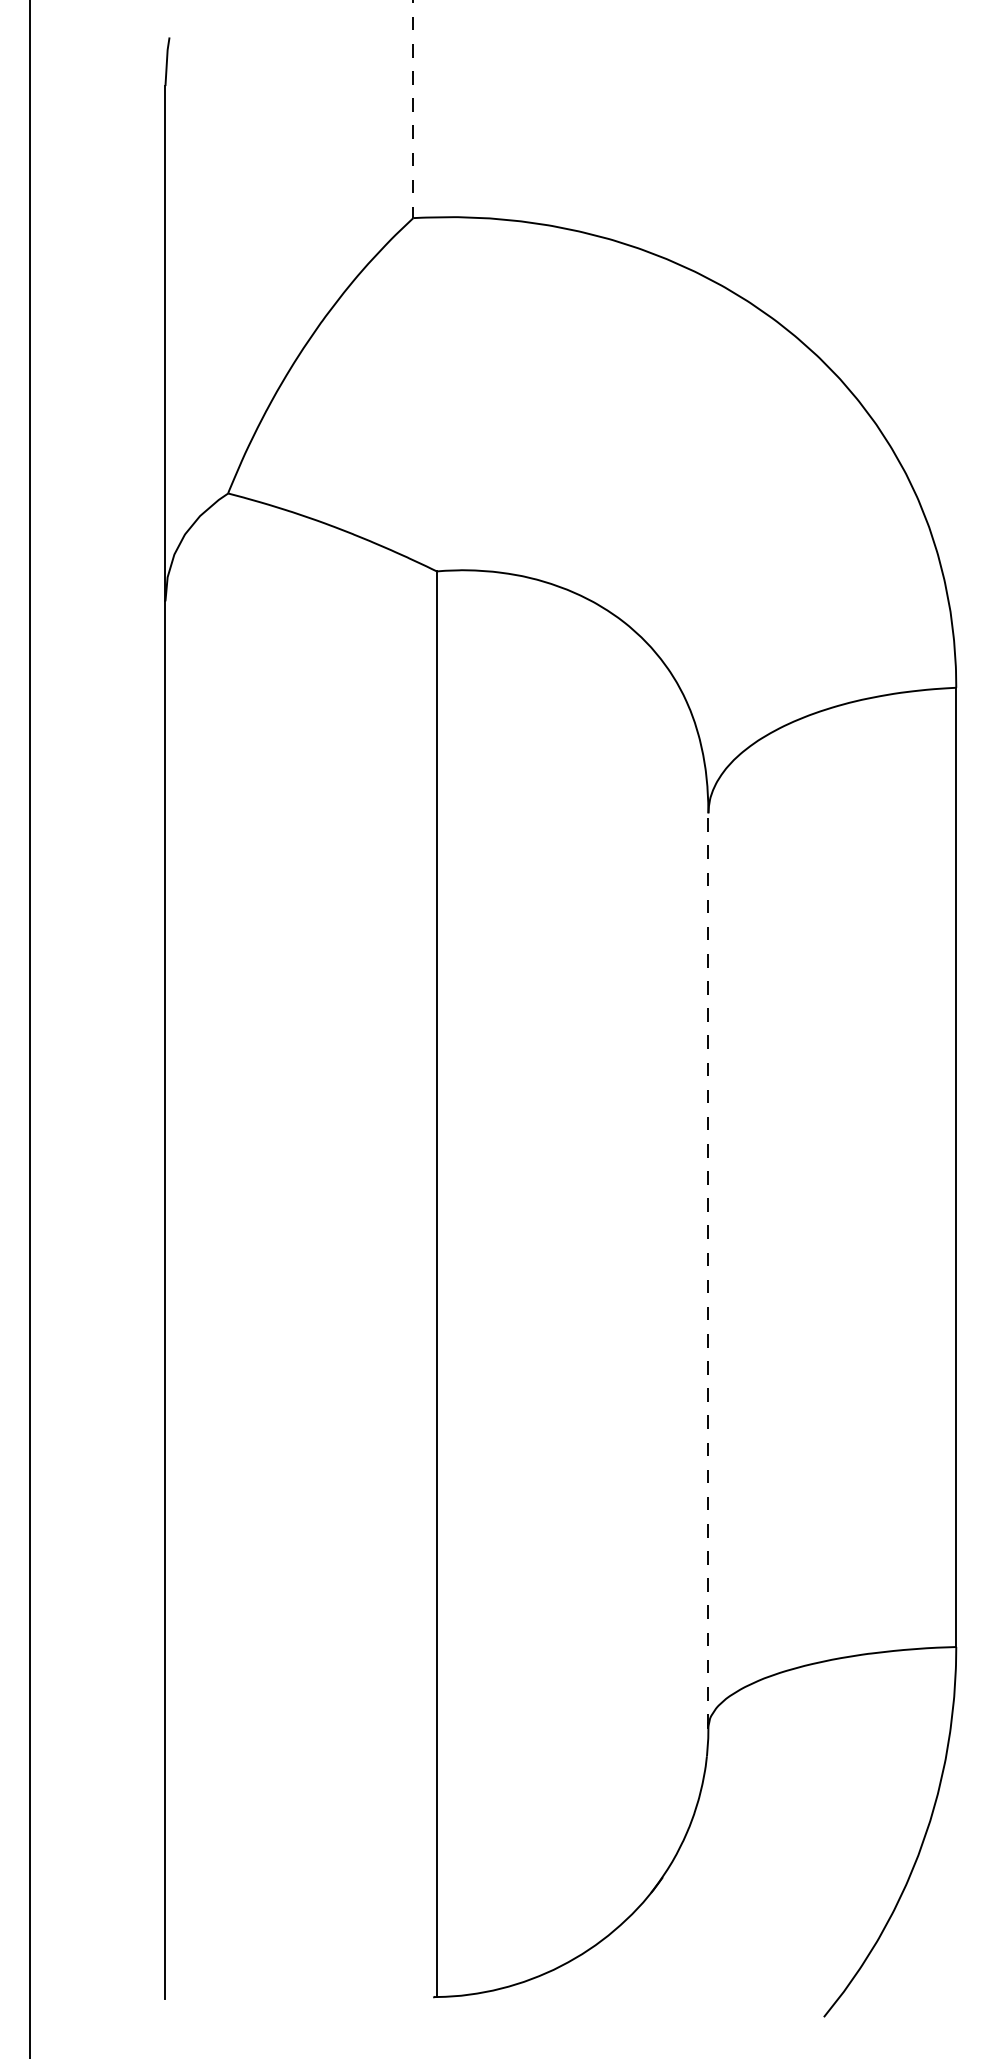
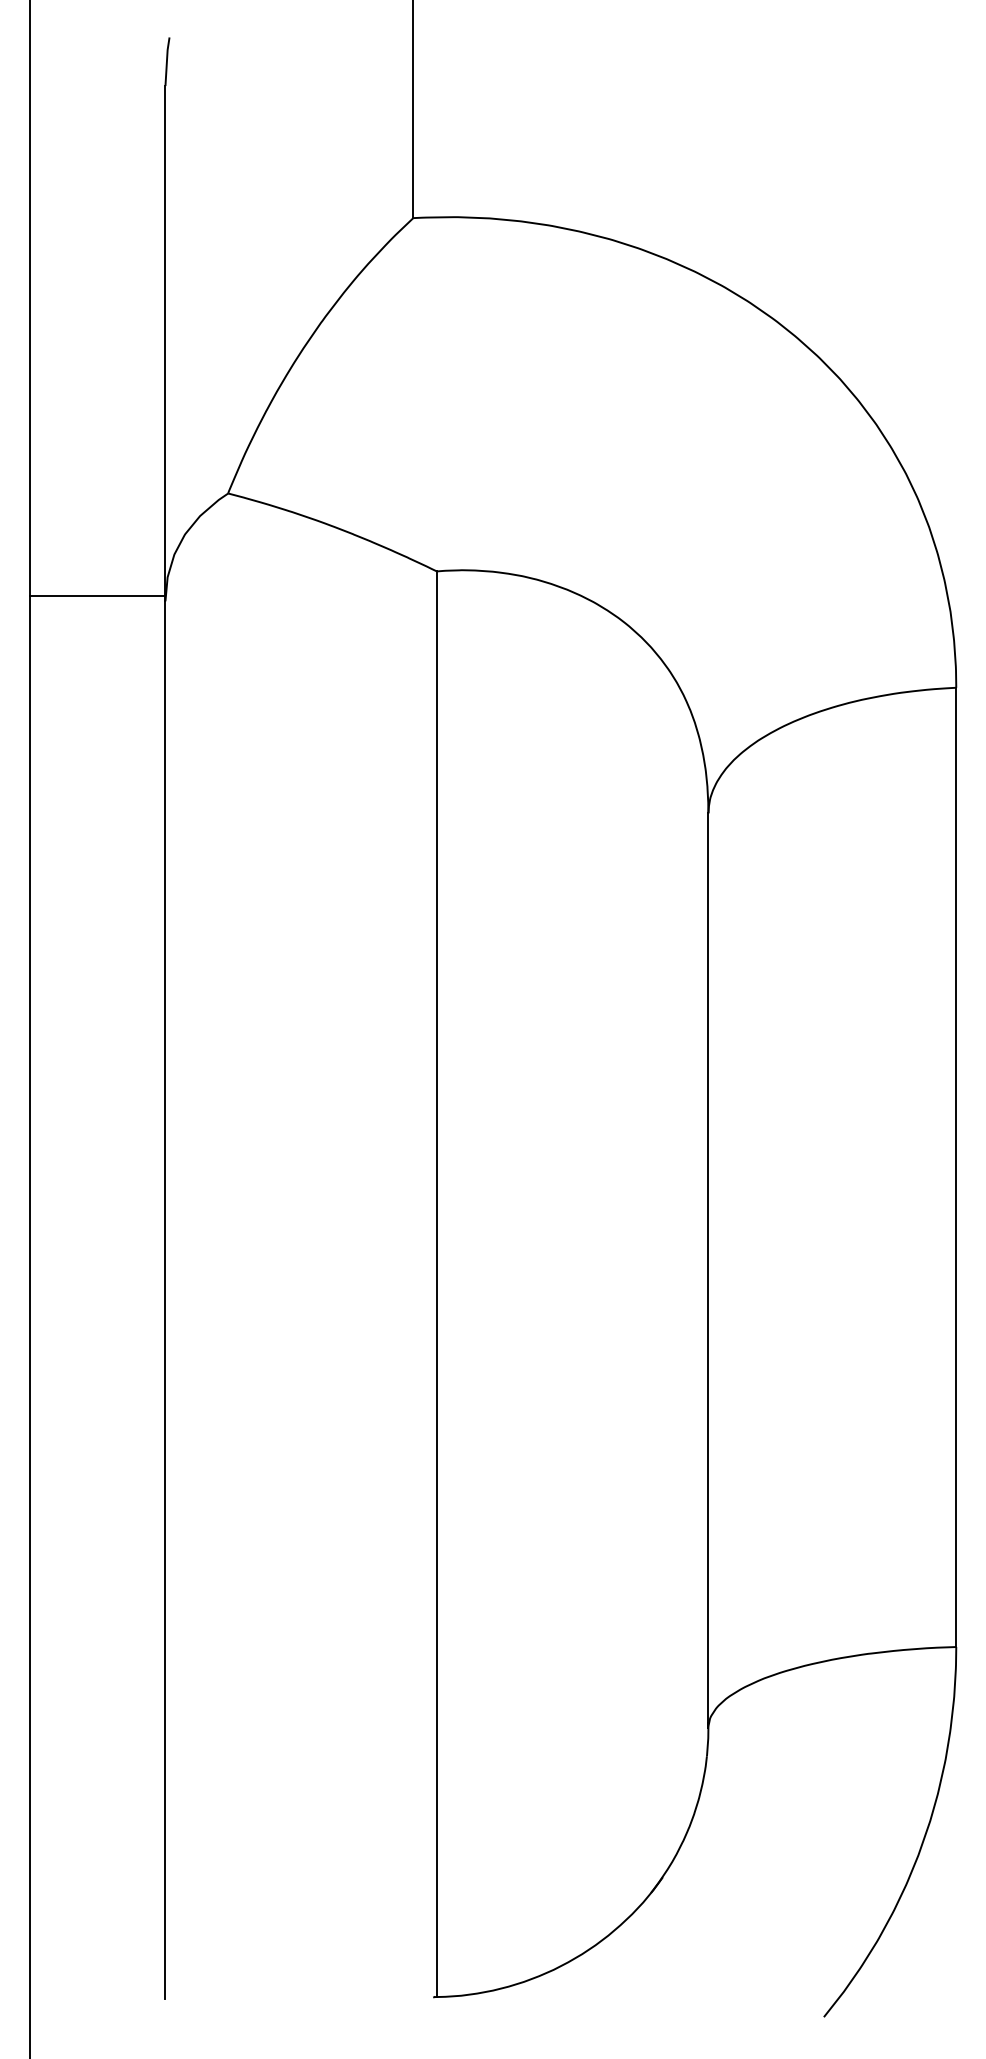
line: dashed -> solid (413, 109)
line: none -> present (97, 596)
line: dashed -> solid (708, 1269)
